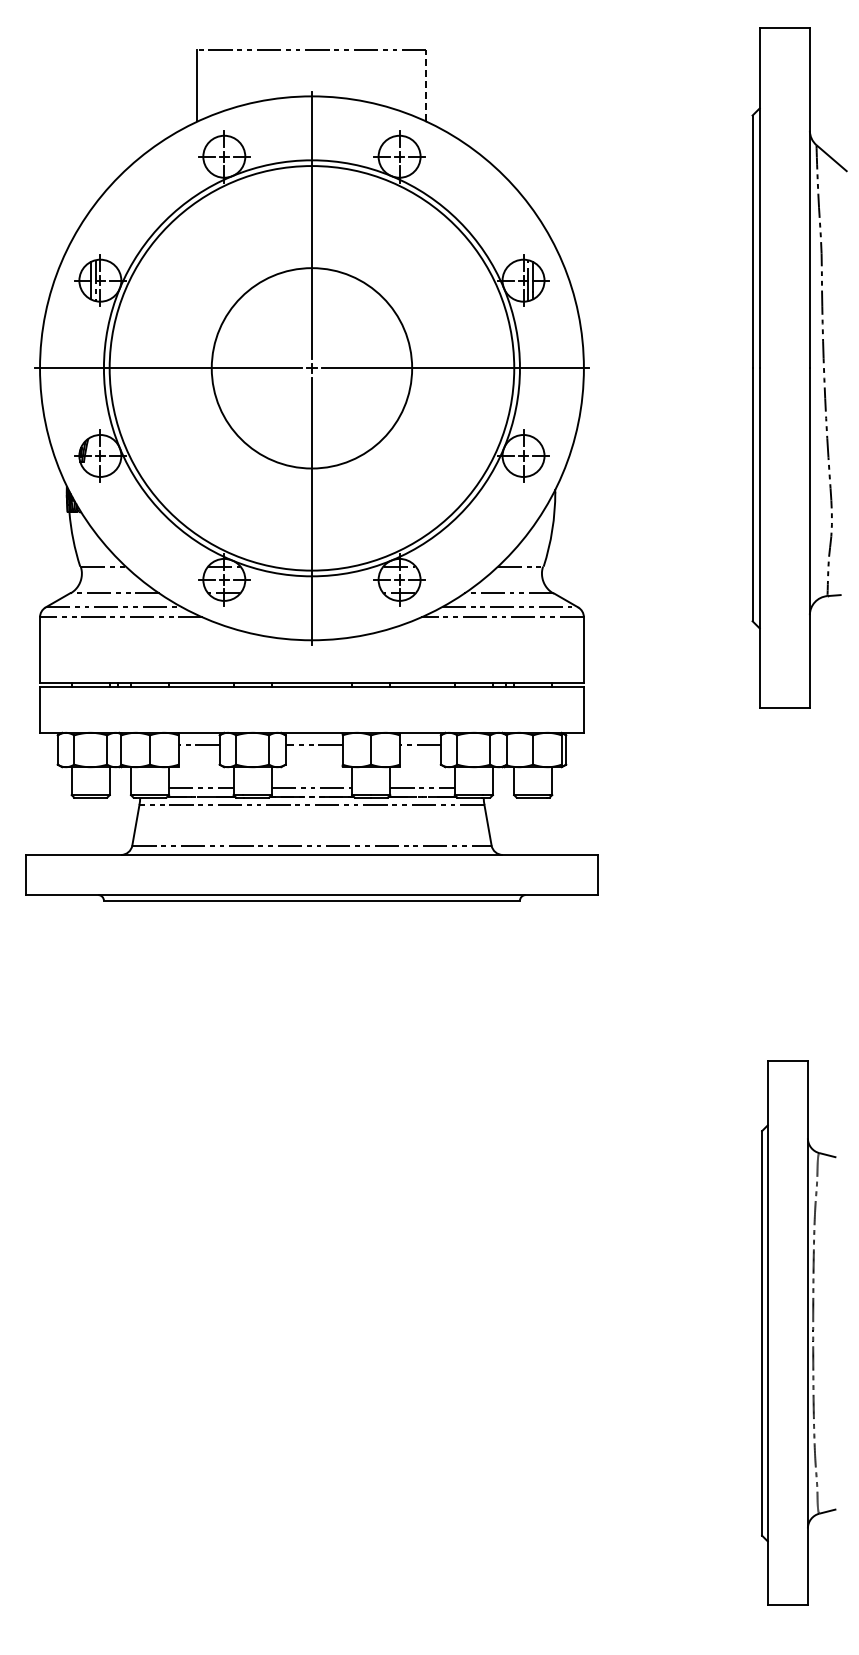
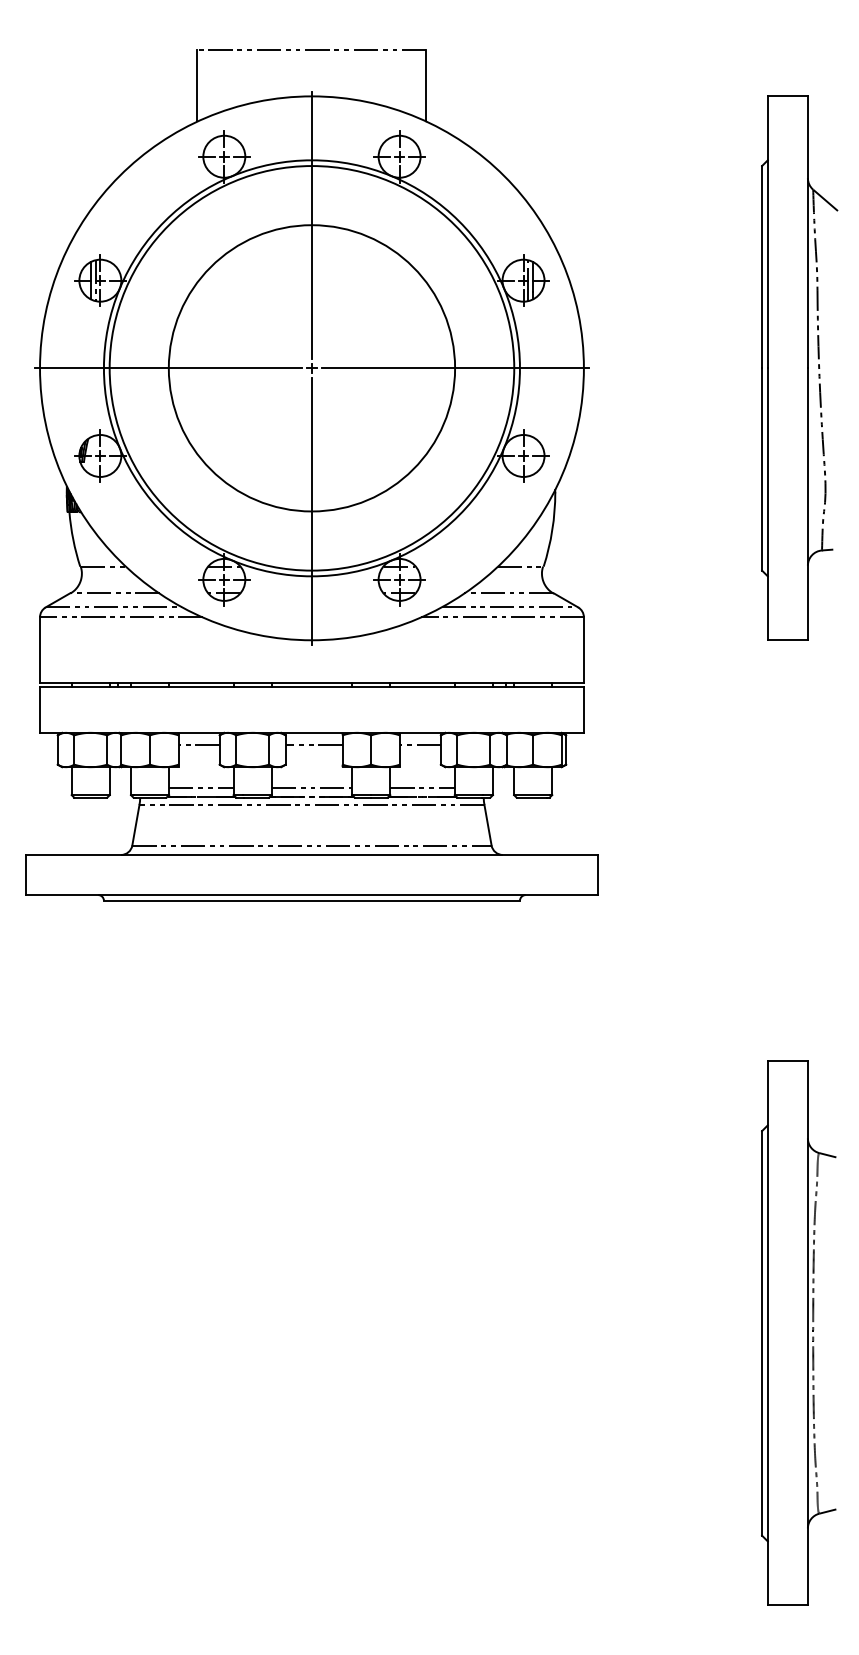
line: dashed -> solid (426, 85)
part size: 97x682 px -> 78x546 px (799, 367)
circle diameter: 200 px -> 286 px (311, 368)
